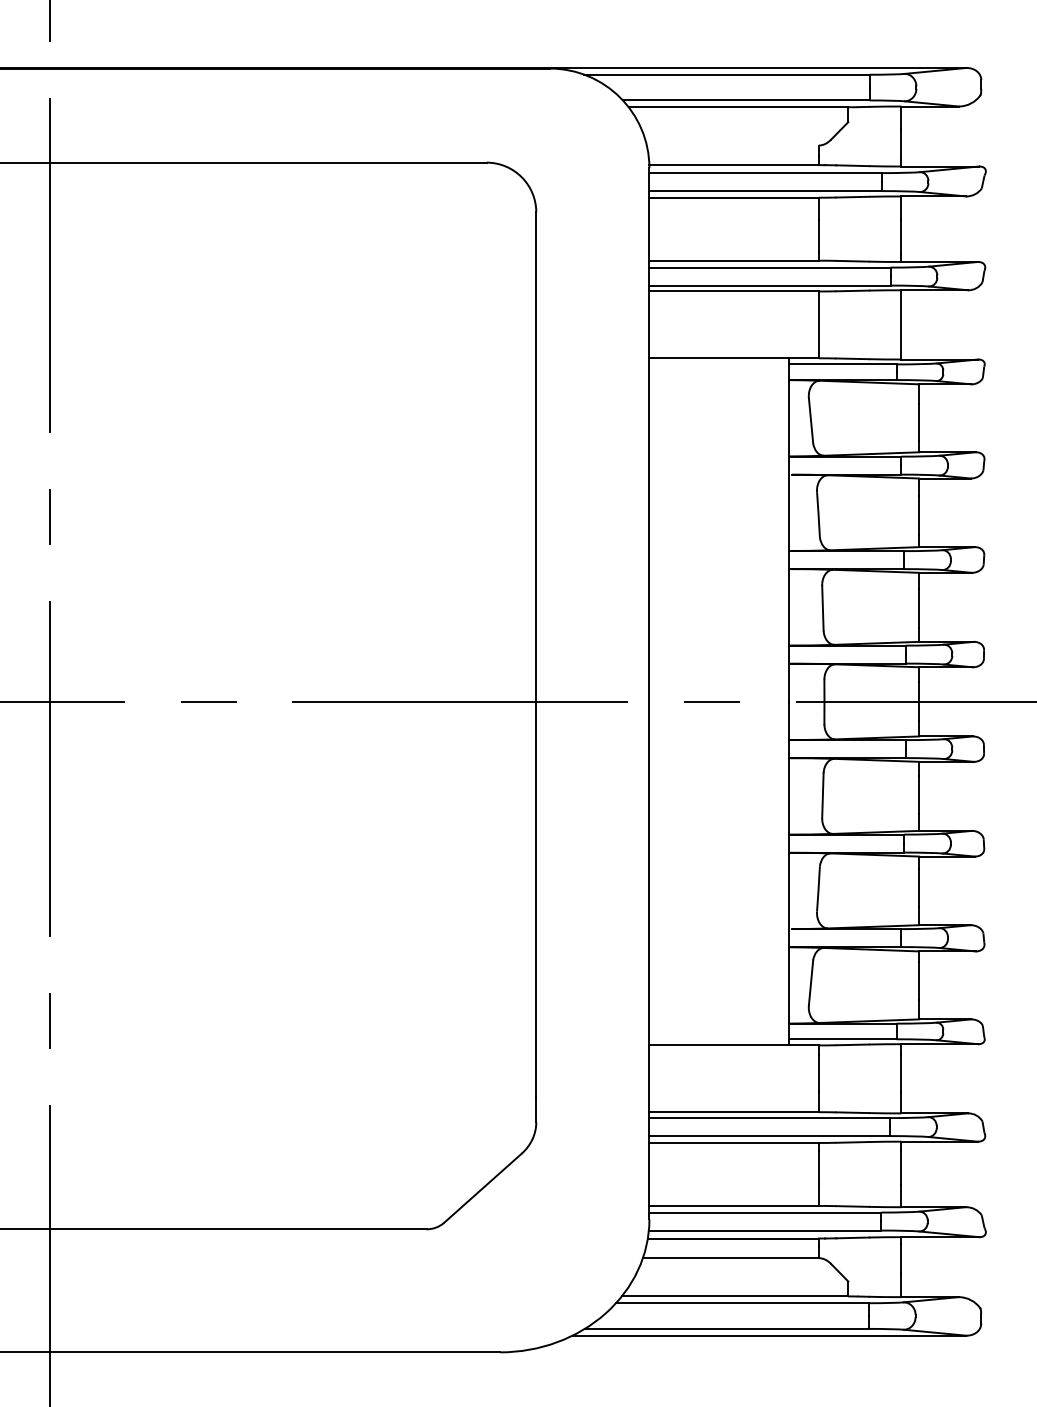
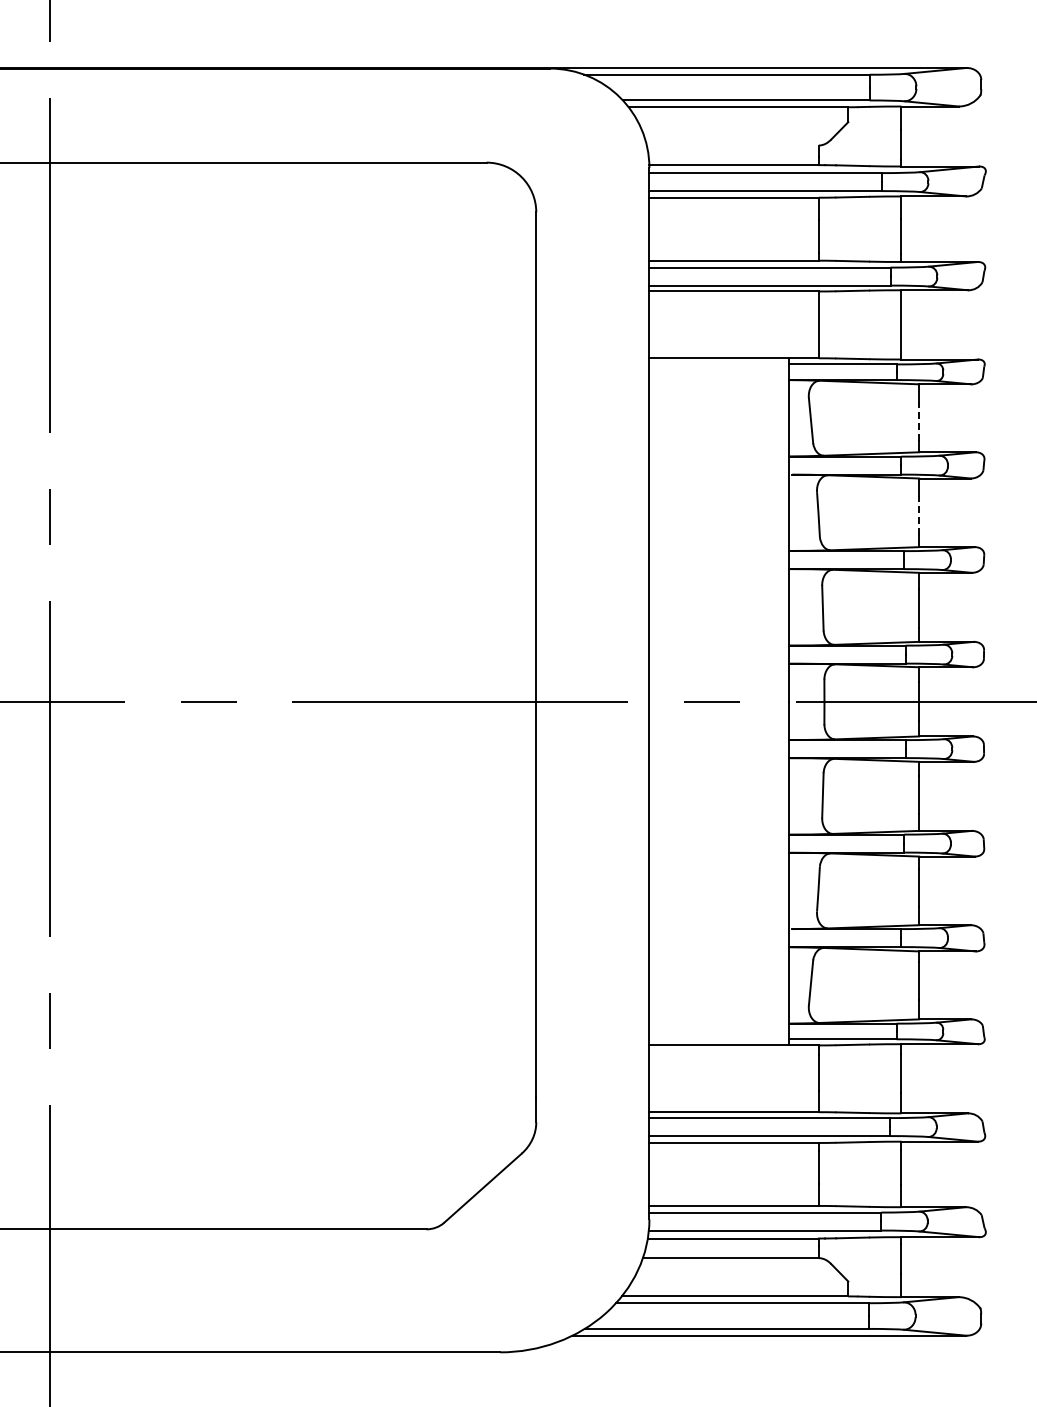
line: solid -> dashed (919, 422)
line: solid -> dashed (919, 515)
